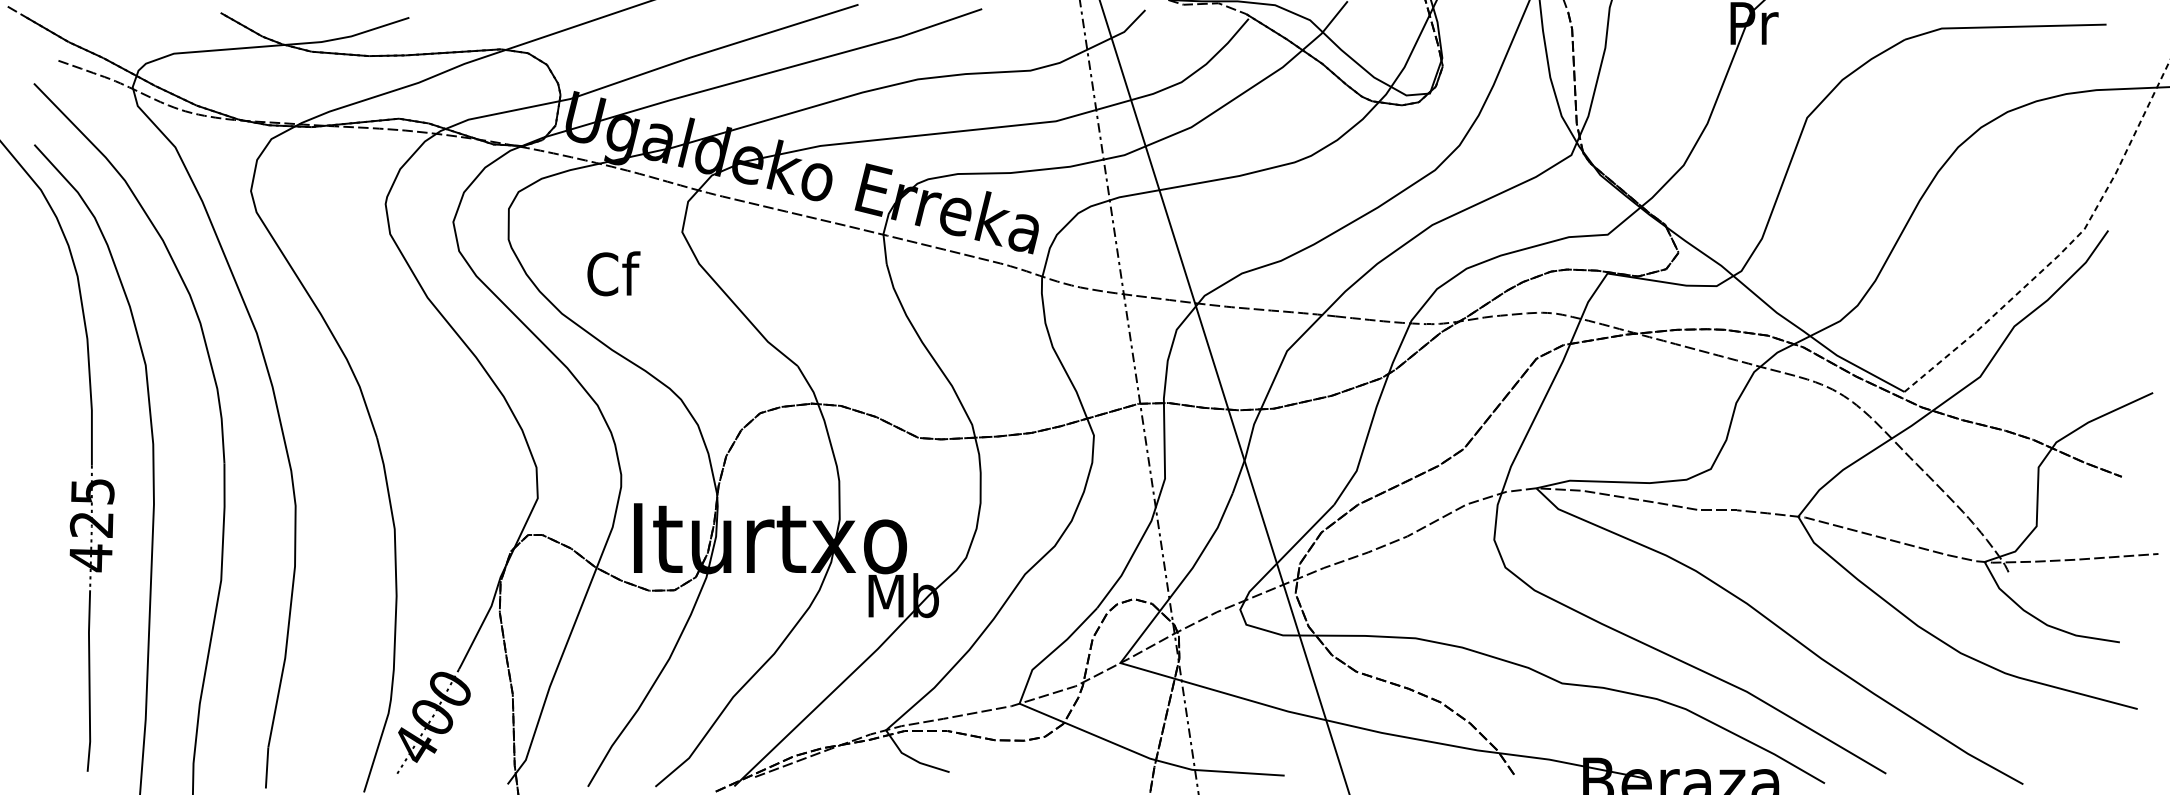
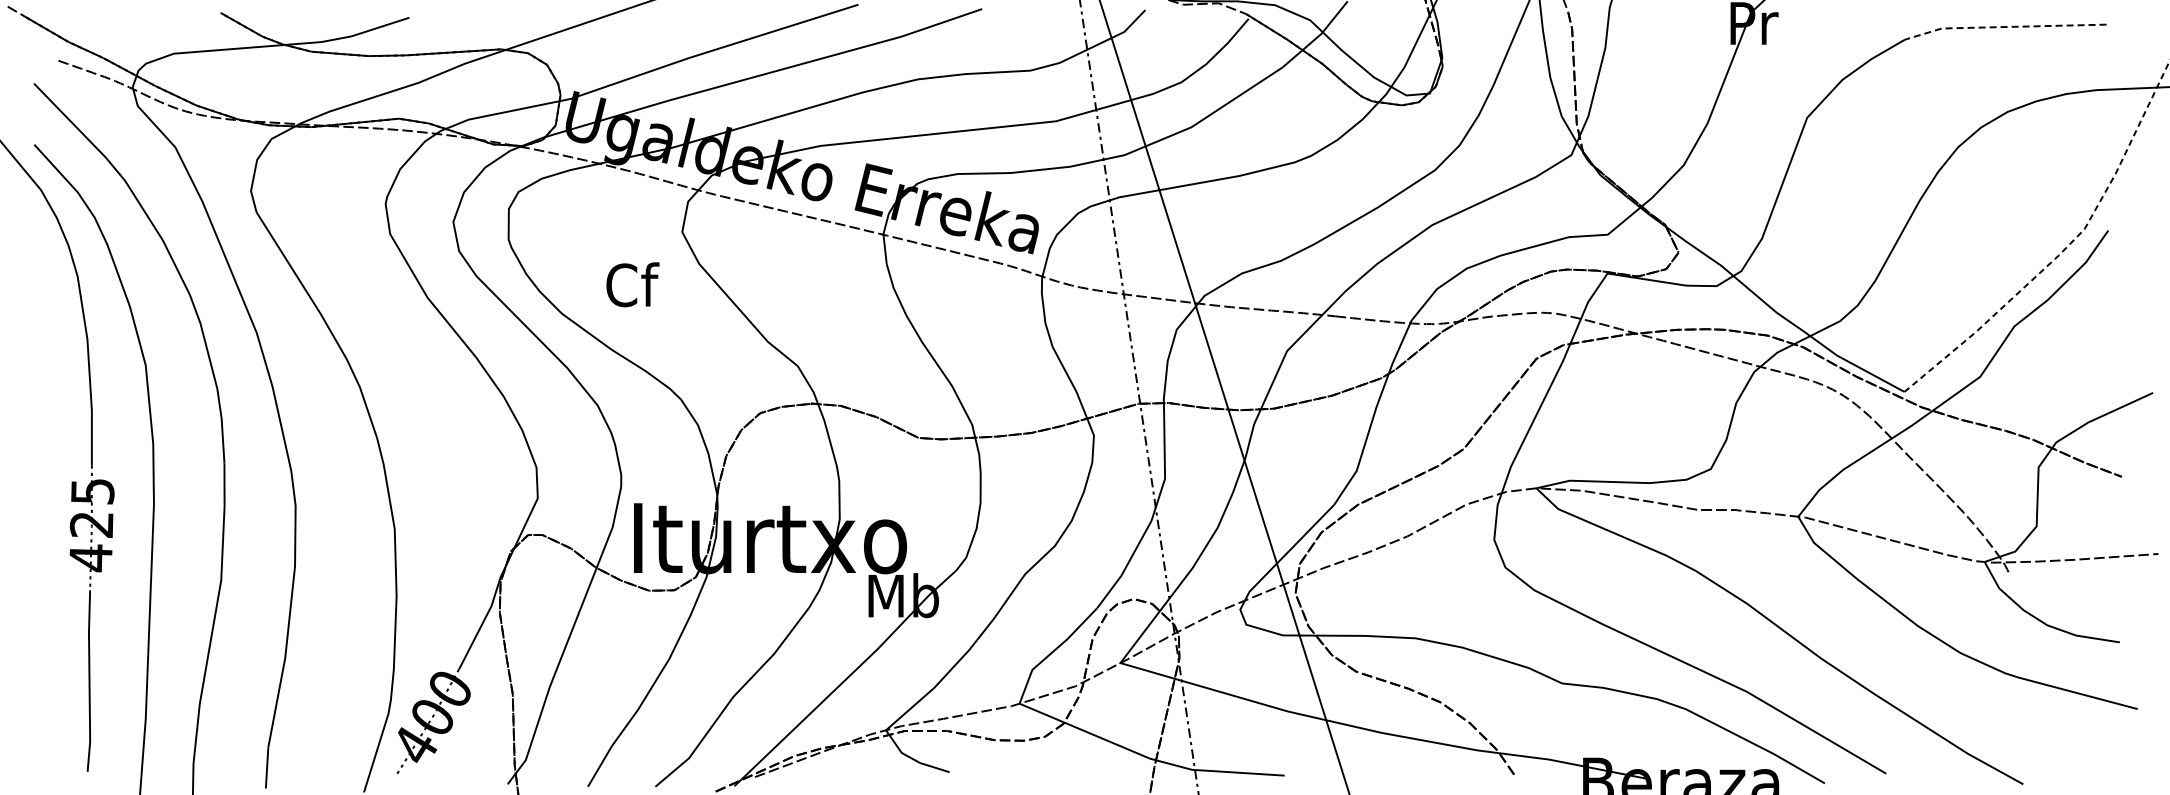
line: solid -> dashed (2003, 27)
text position: (613, 273) -> (632, 284) (632, 284)
